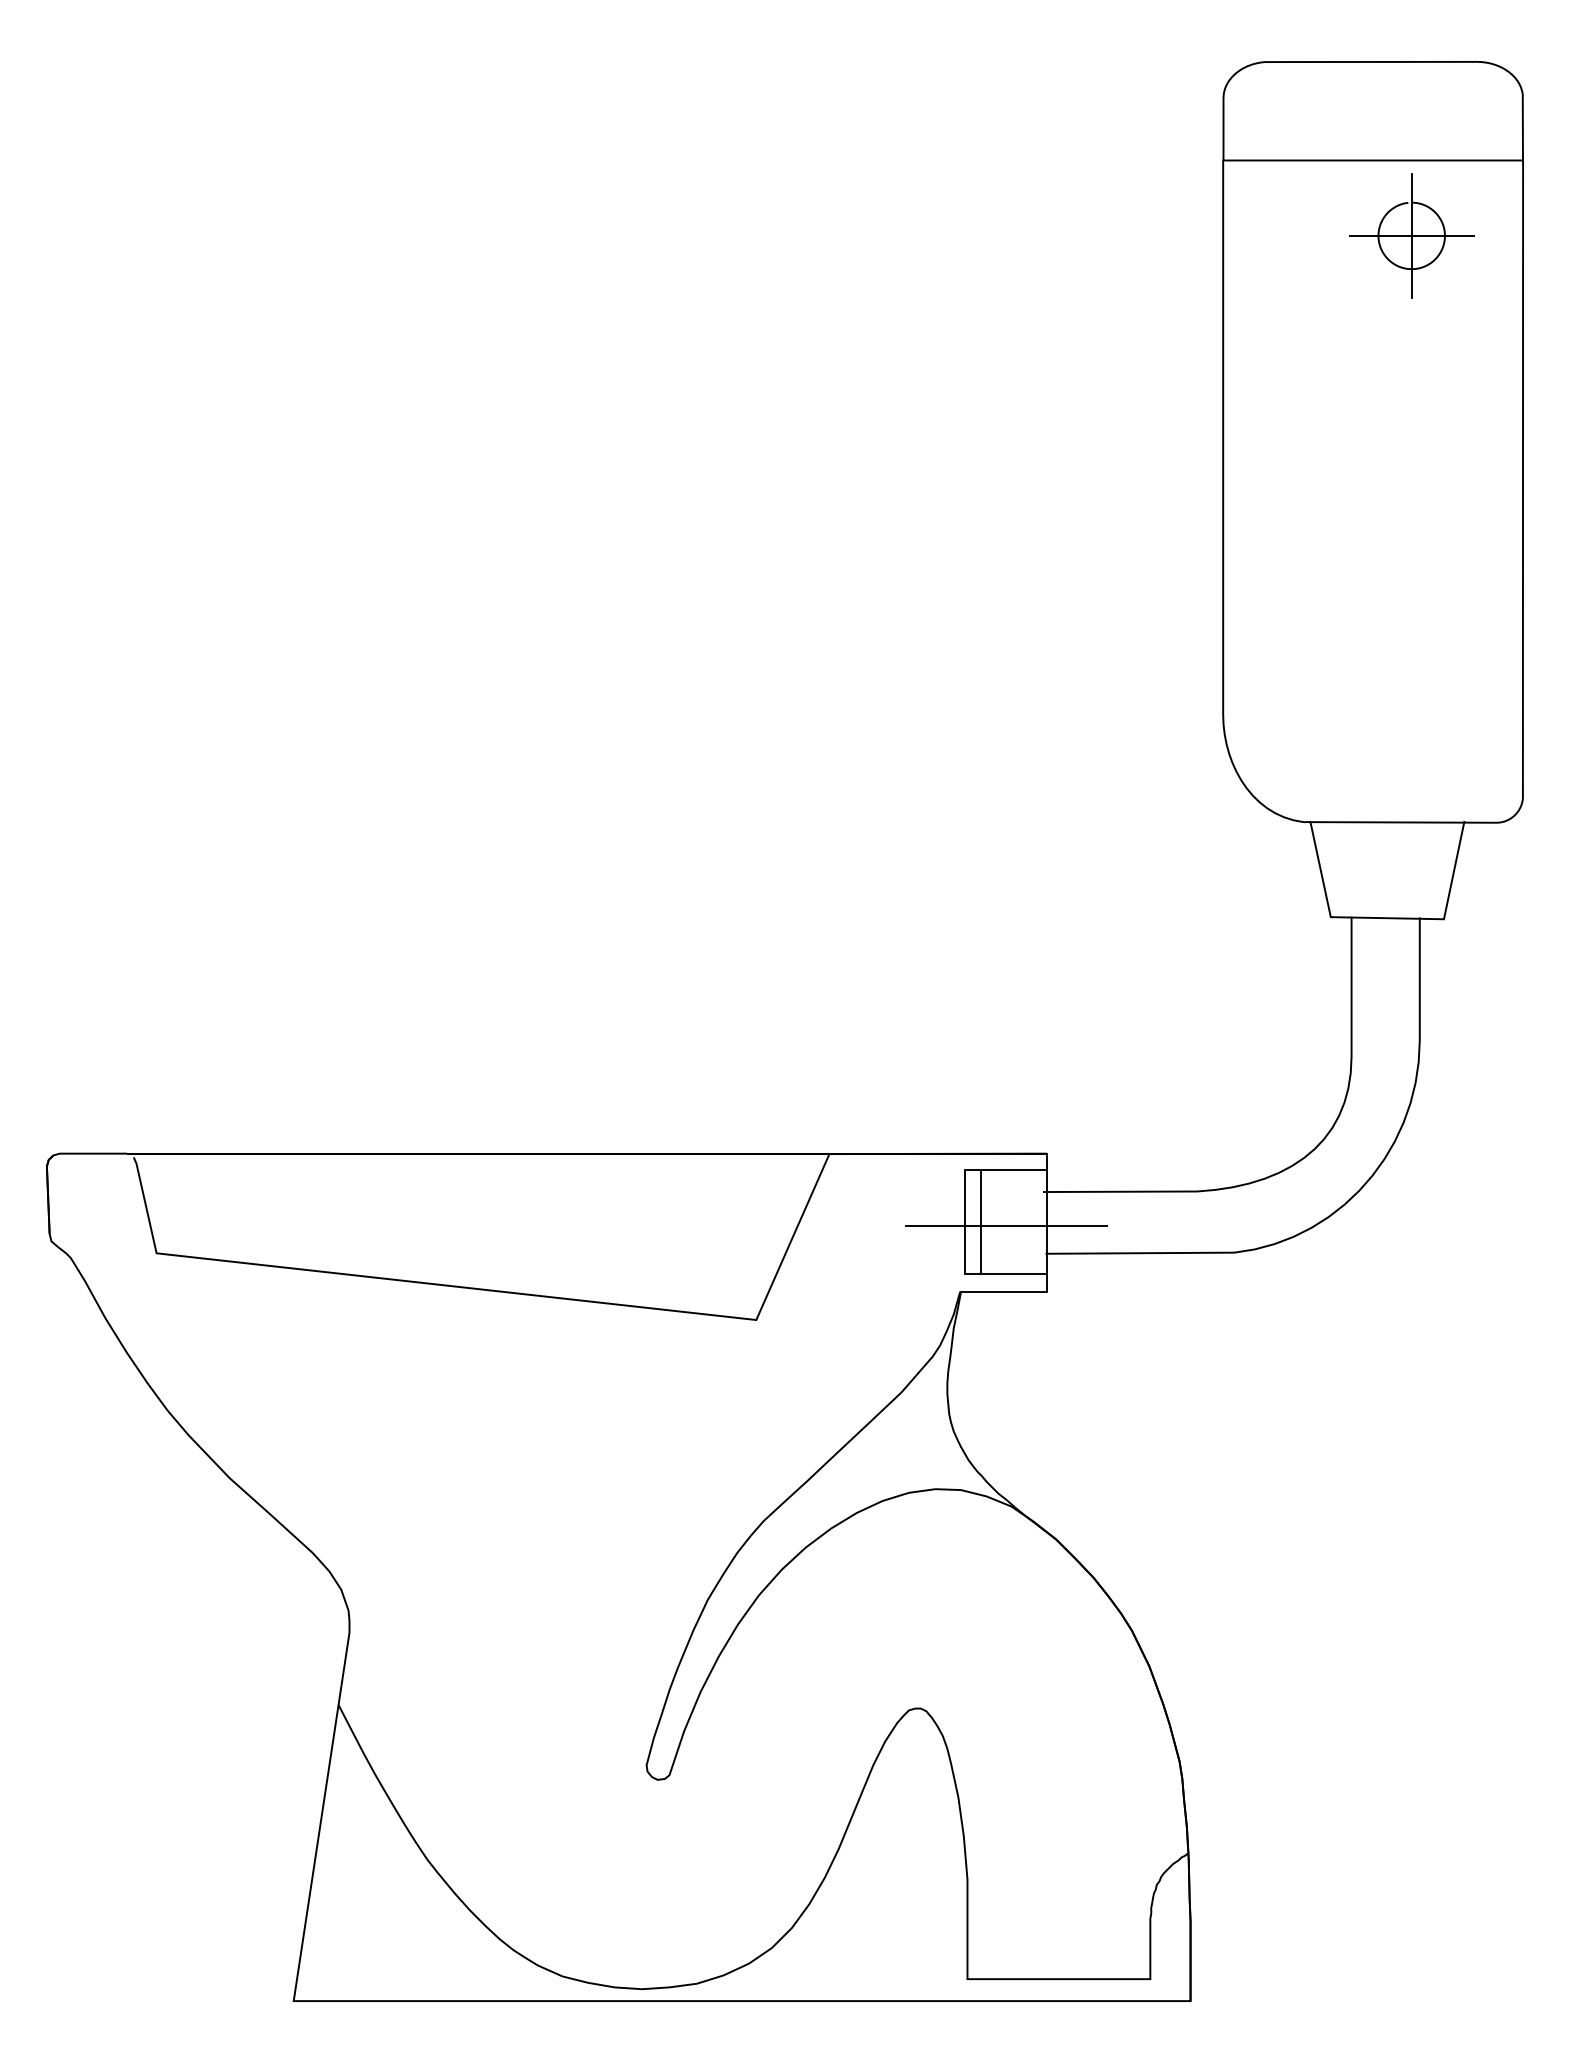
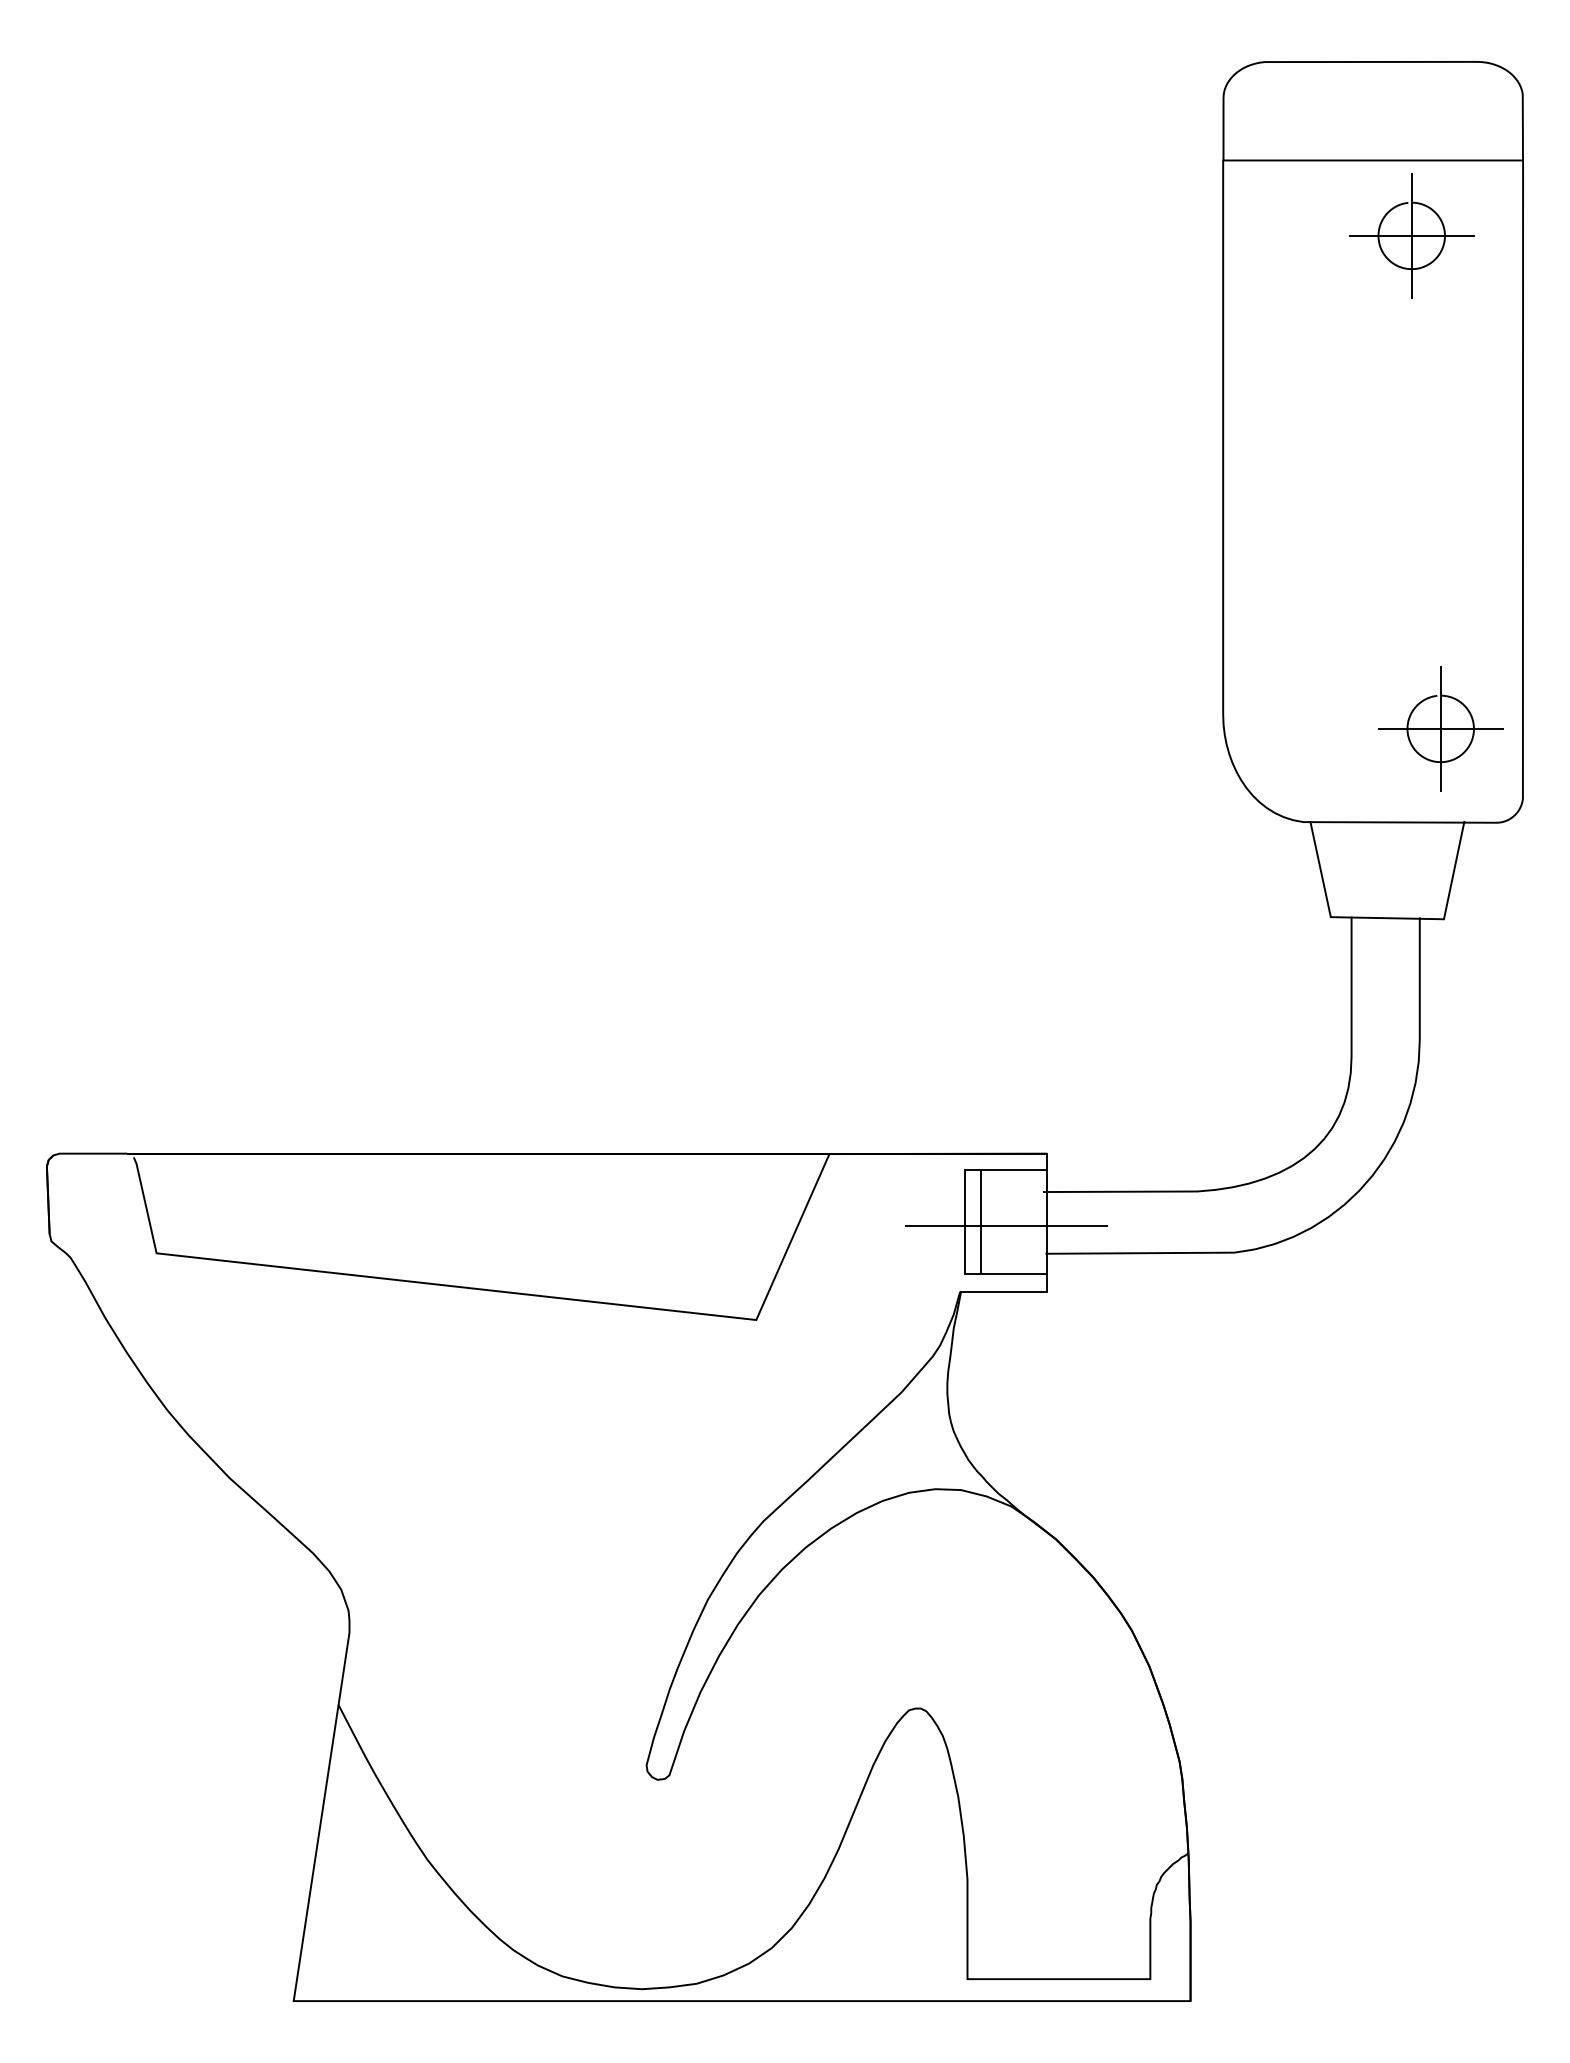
part: none -> present (1440, 728)
